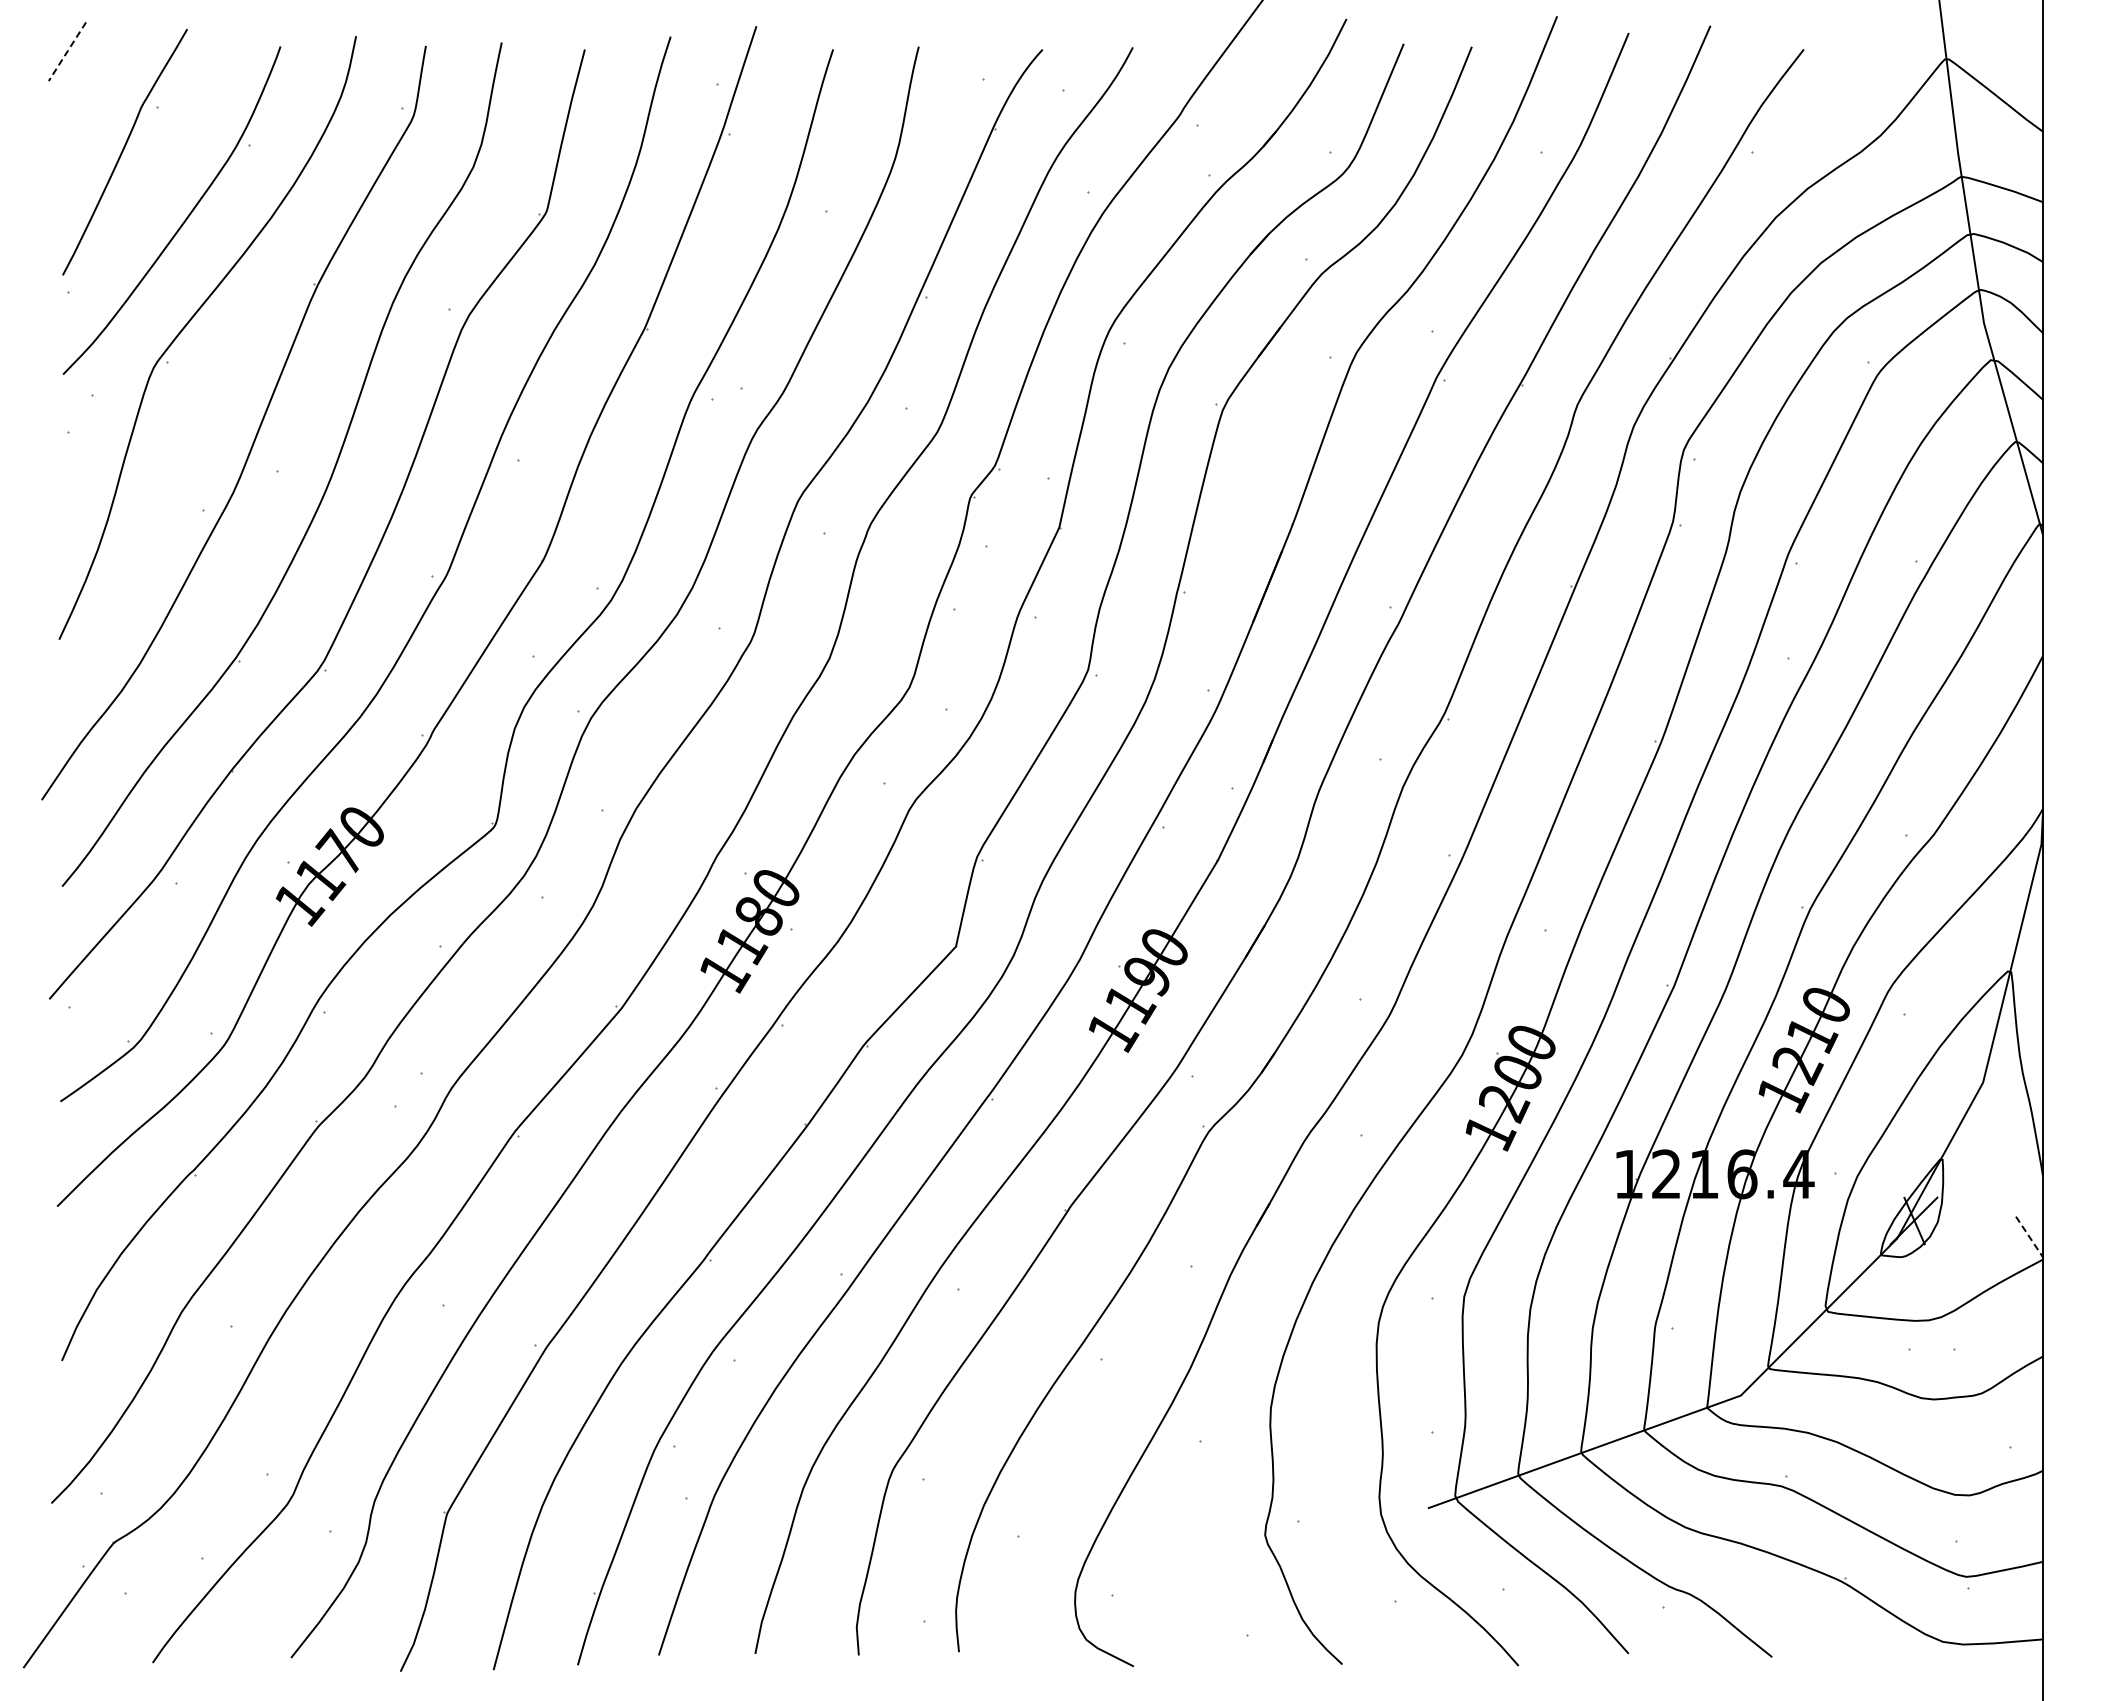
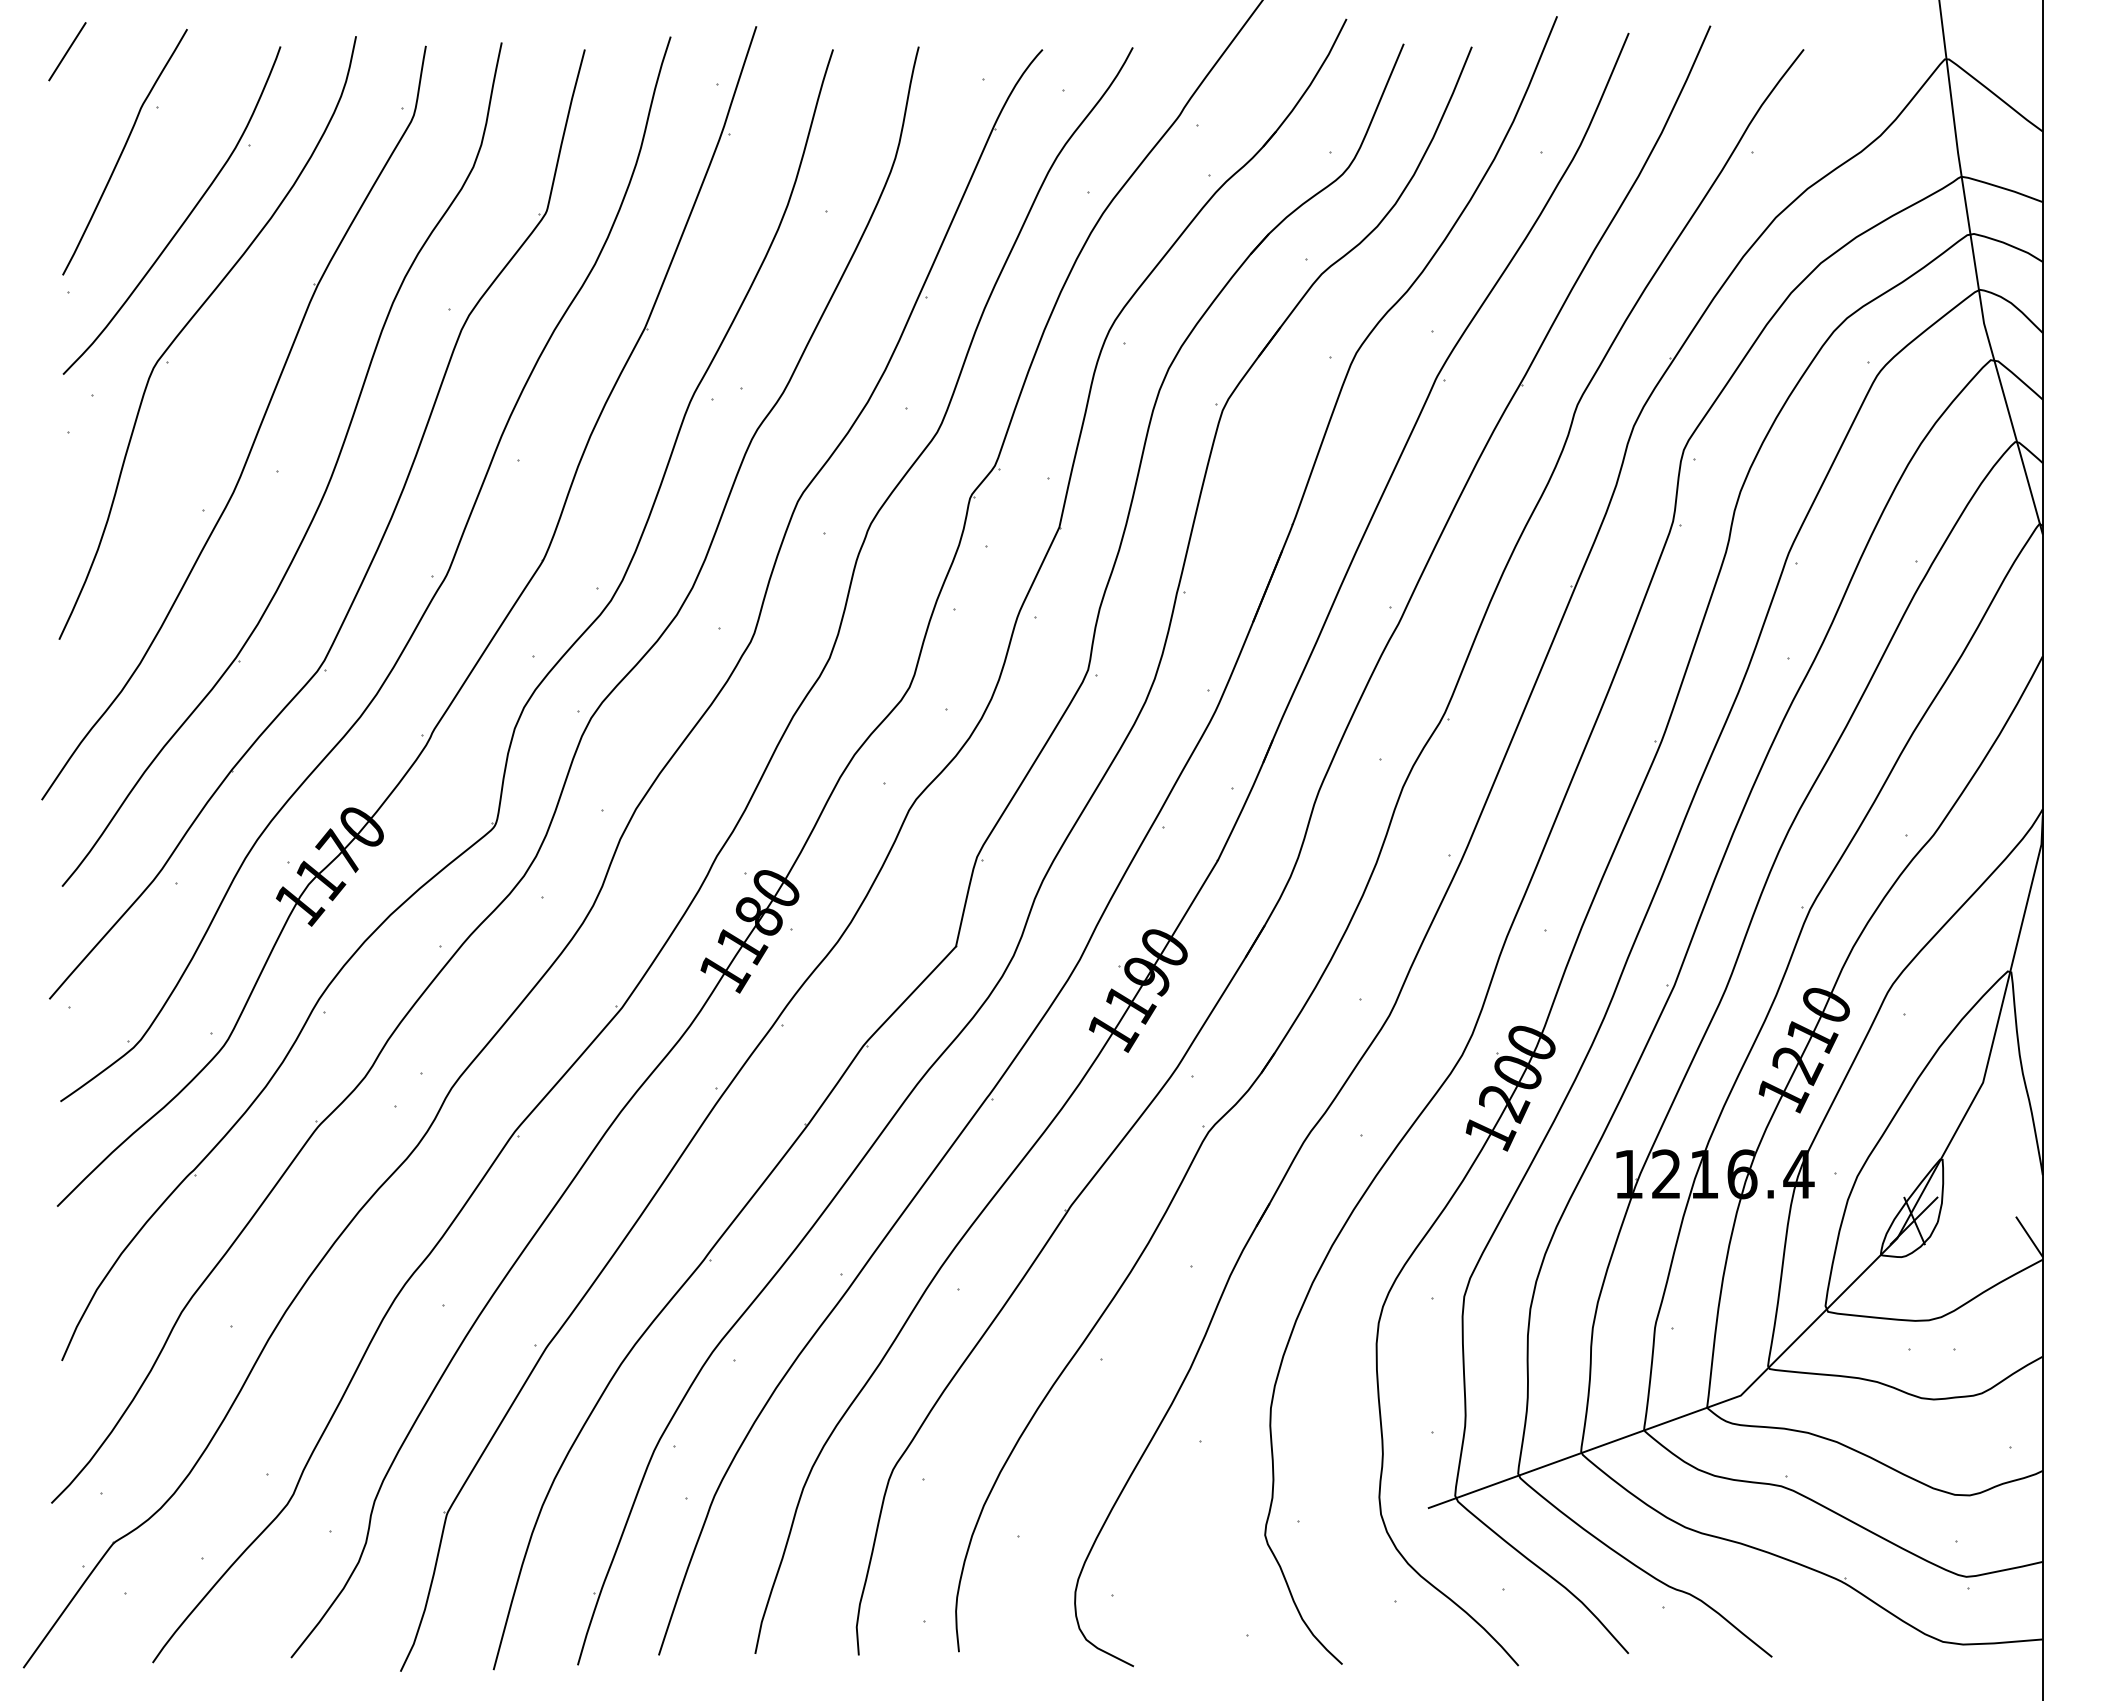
line: dashed -> solid (67, 51)
line: dashed -> solid (2029, 1237)
